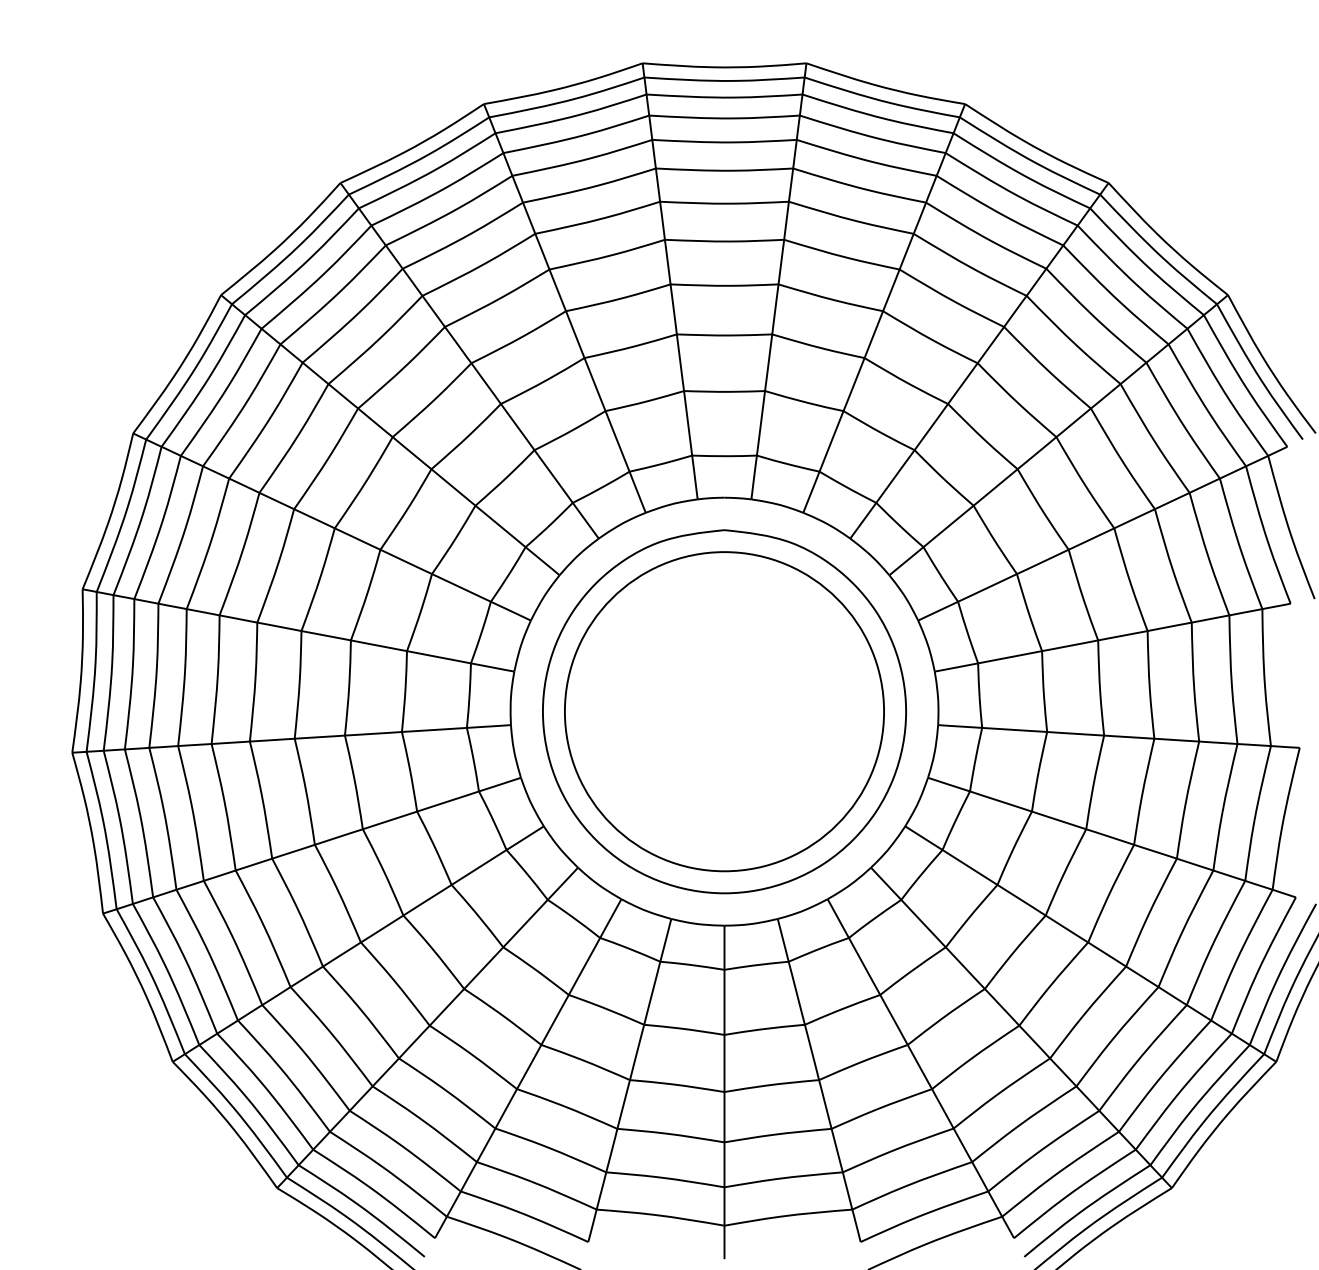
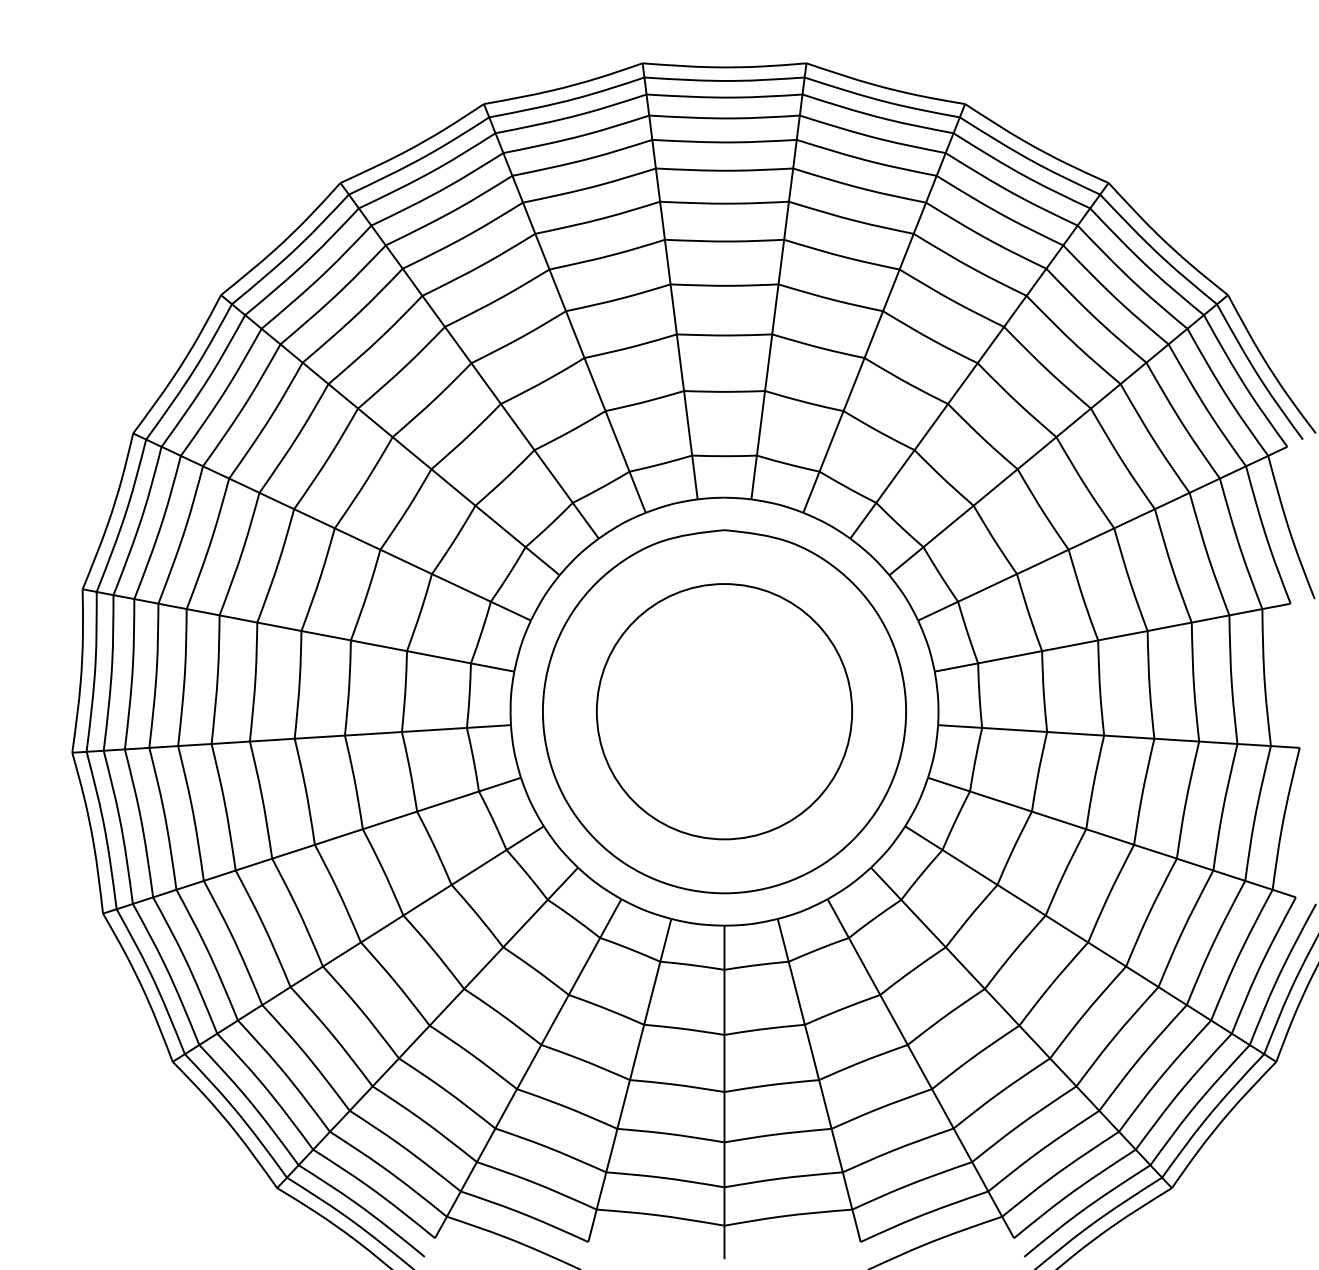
circle diameter: 319 px -> 255 px (724, 711)
